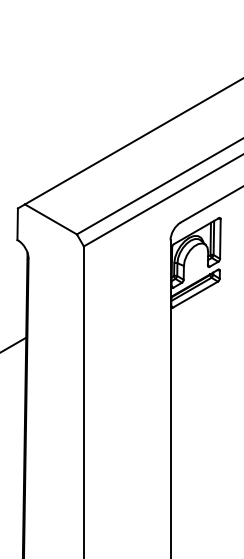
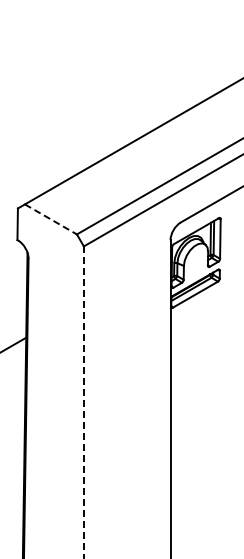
line: solid -> dashed (51, 219)
line: solid -> dashed (83, 402)
